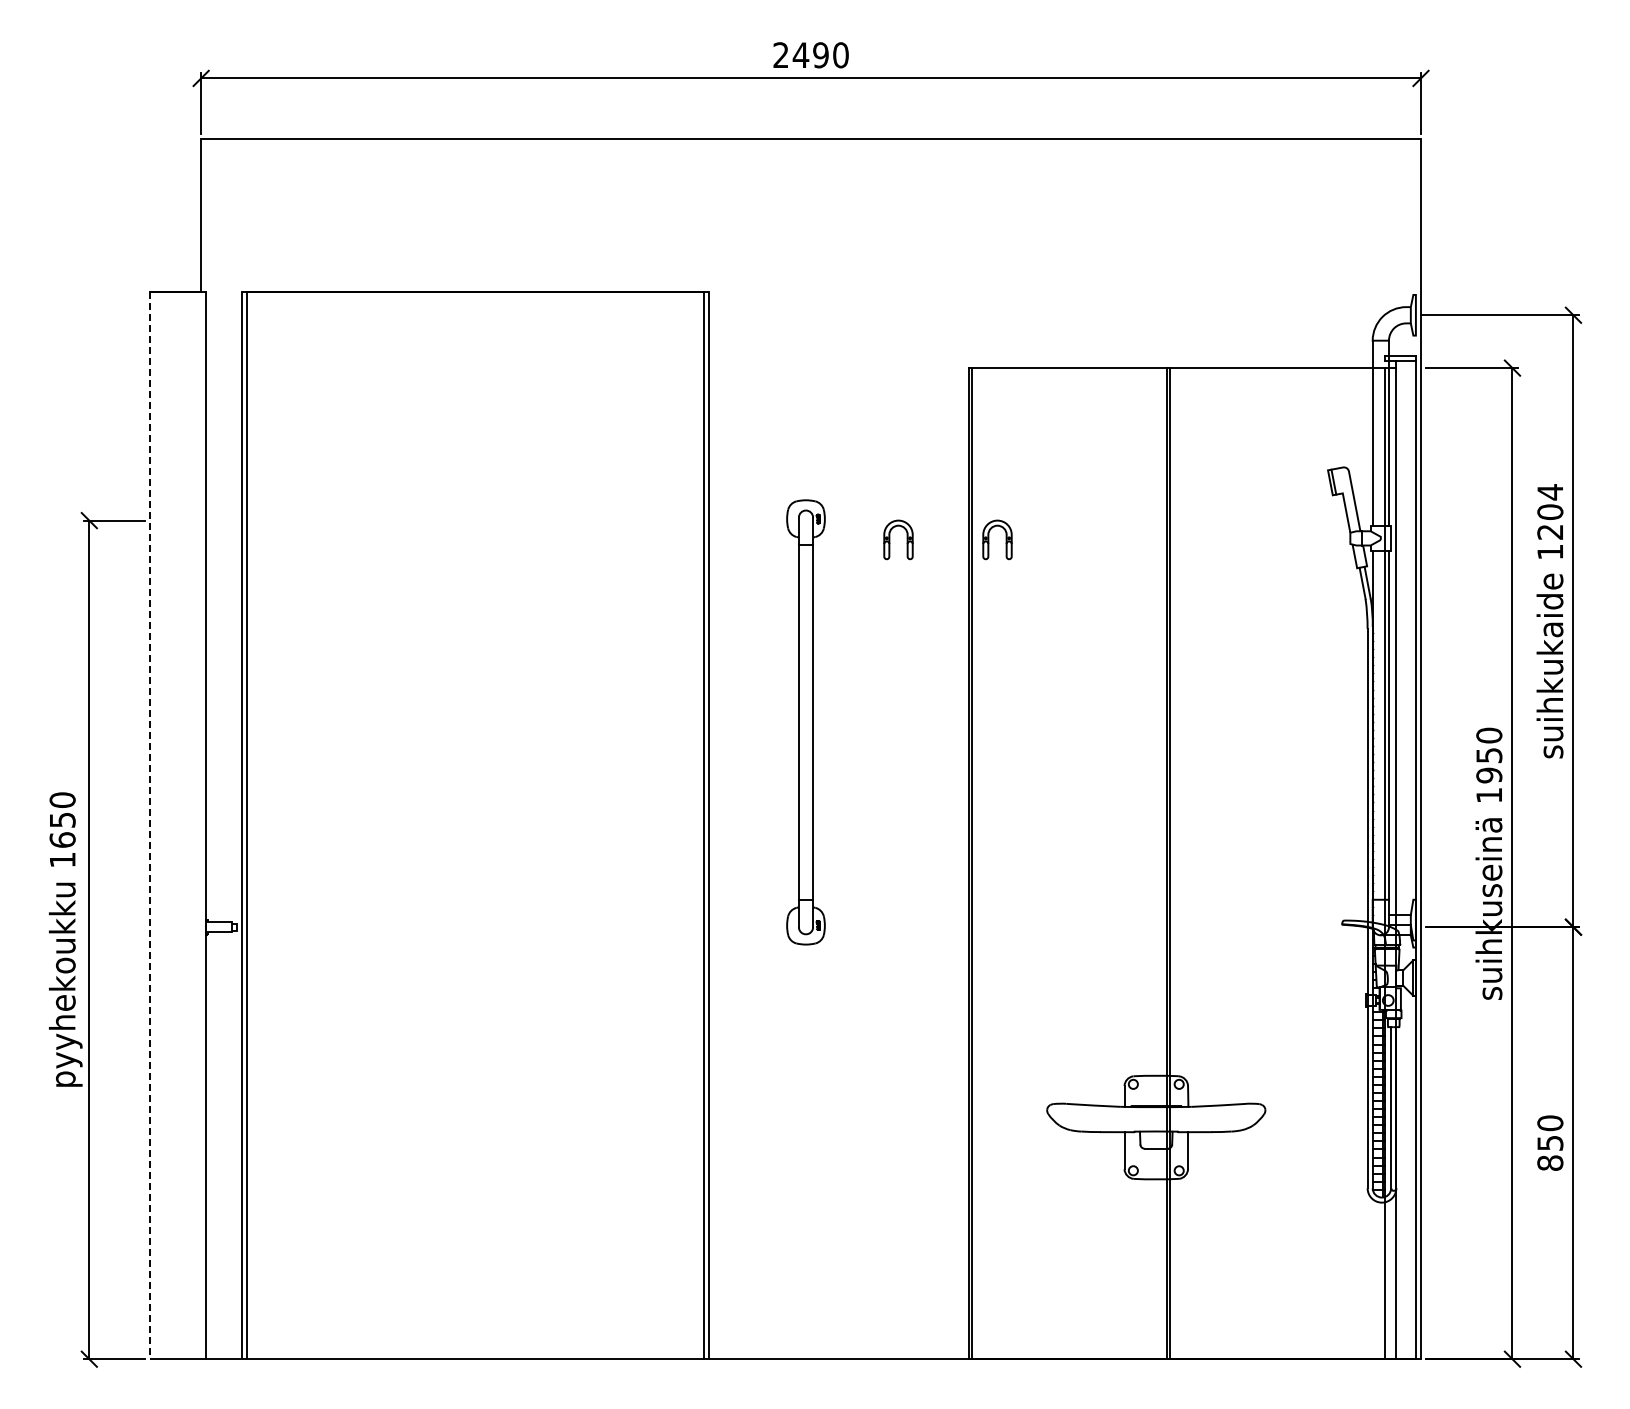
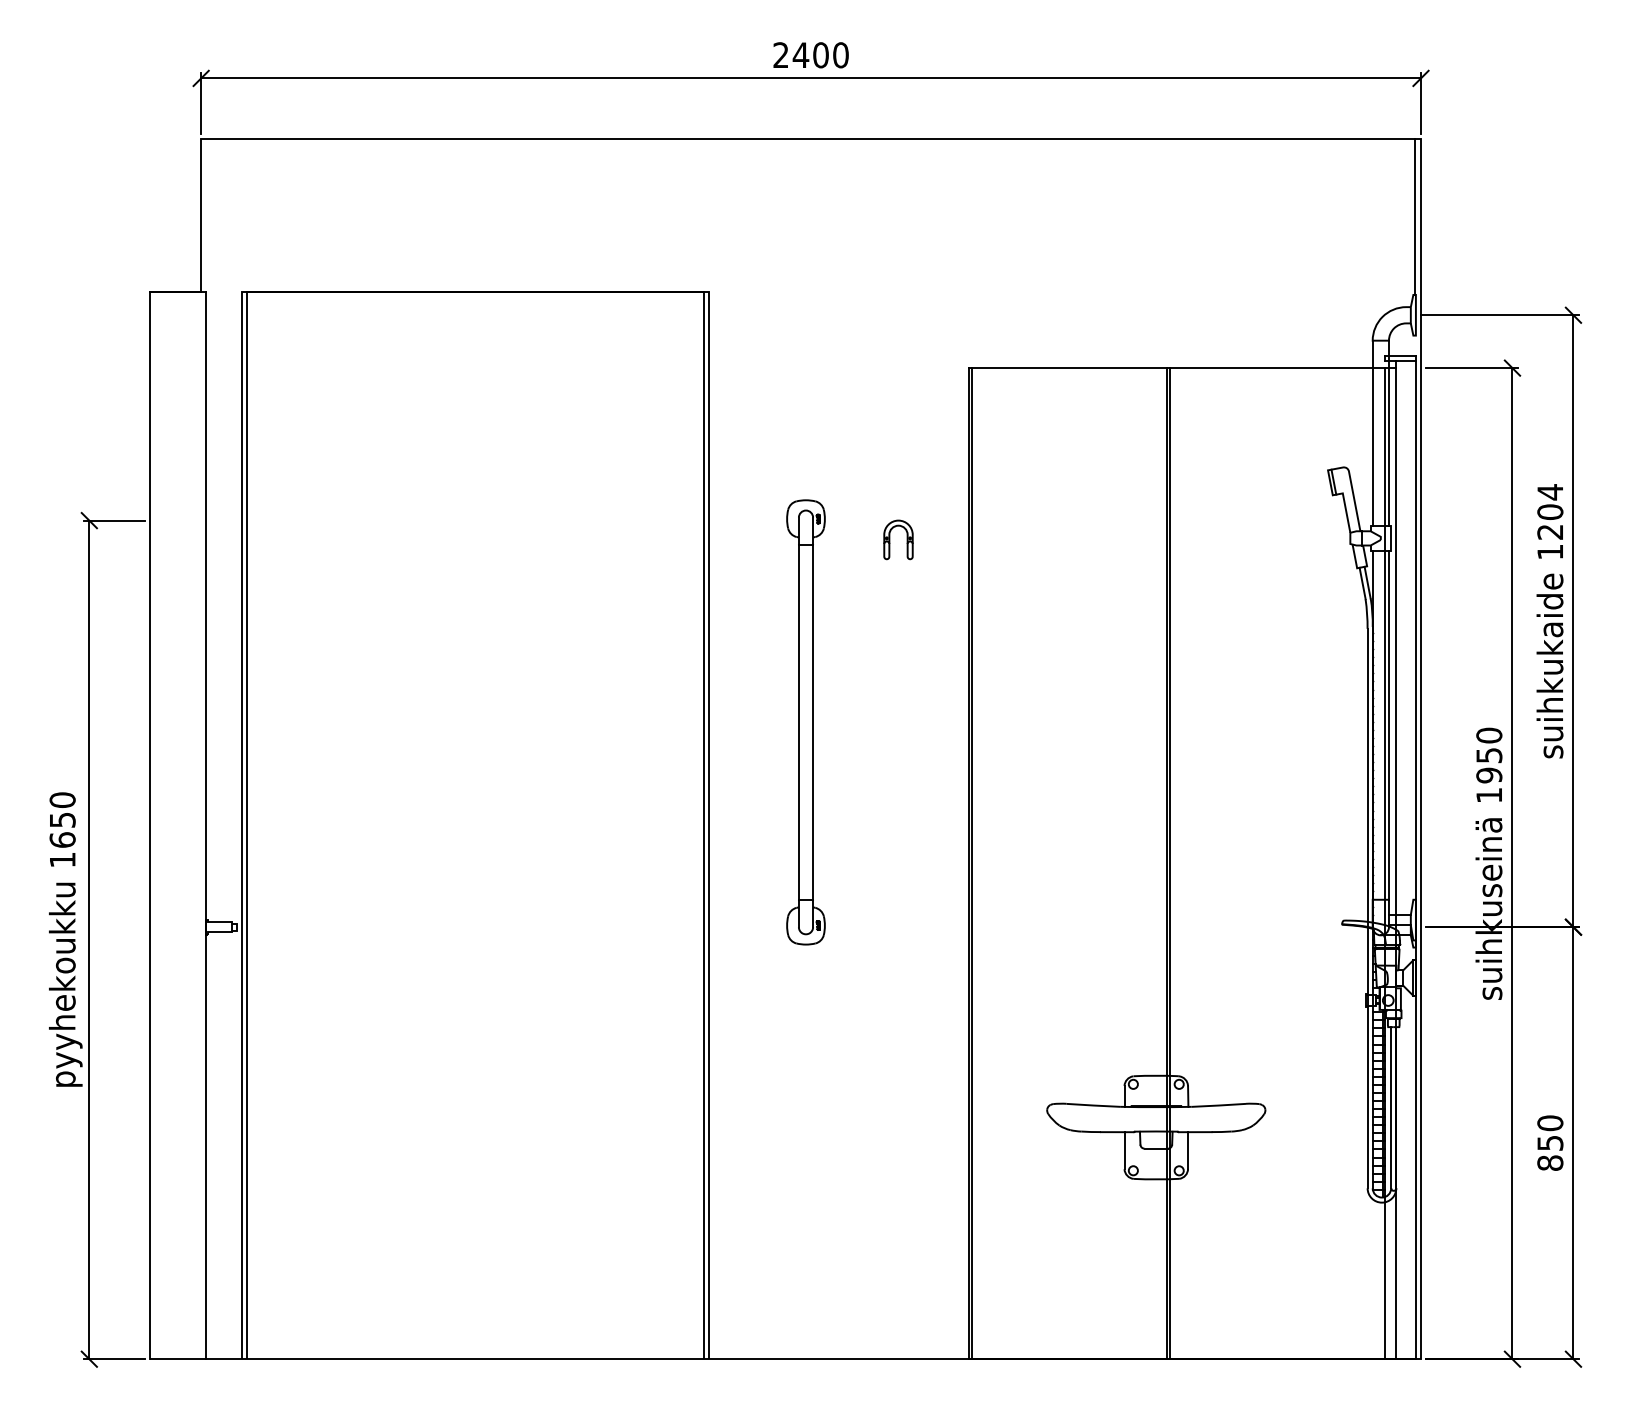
text: 2490 -> 2400 (820, 55)
line: none -> present (1415, 216)
part: present -> none (989, 539)
line: dashed -> solid (150, 825)
